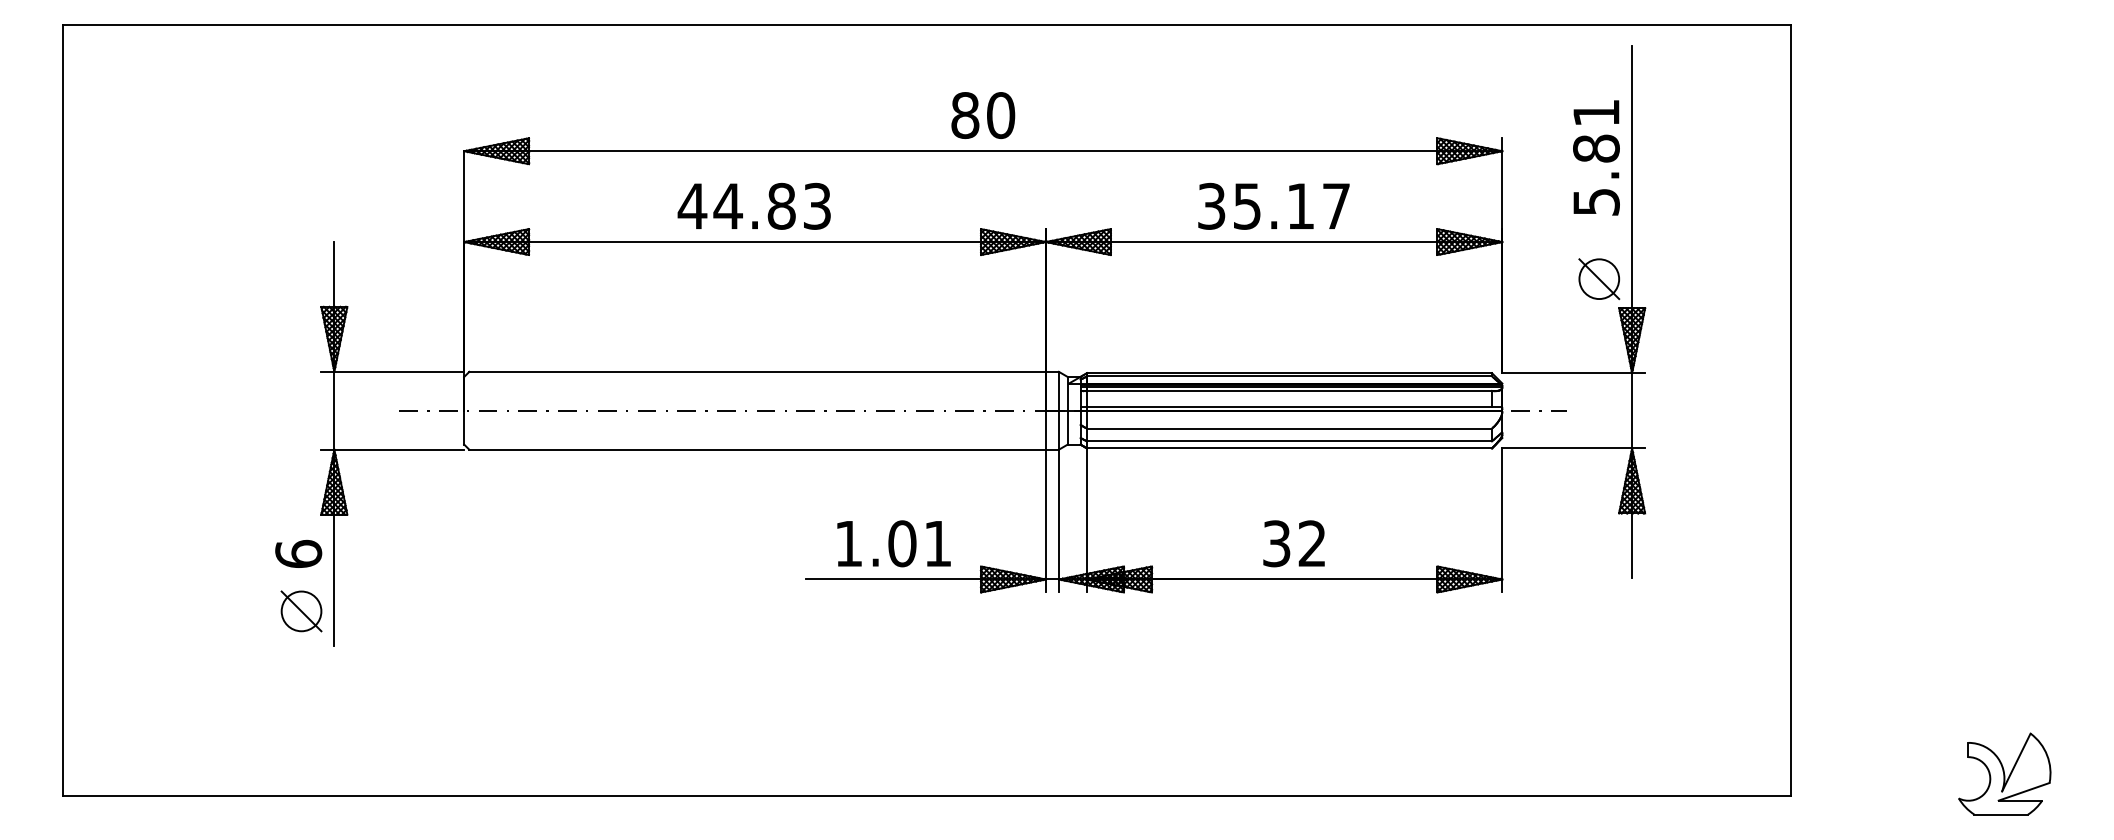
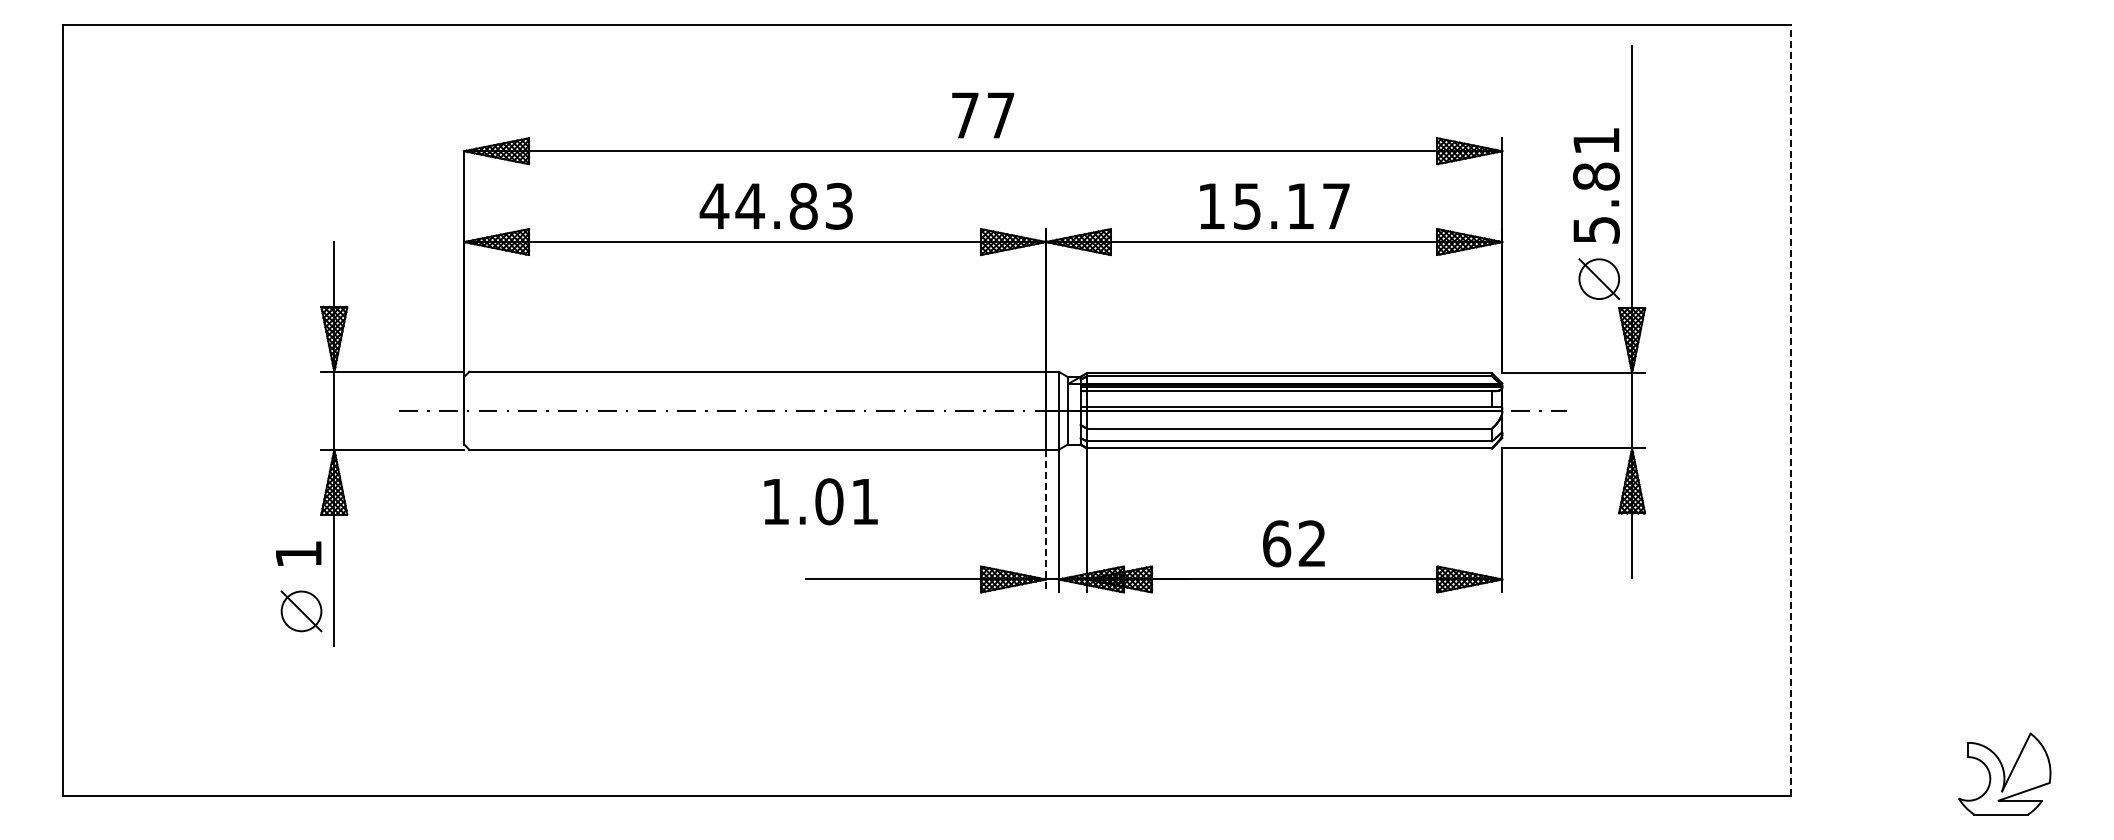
text: 80 -> 77 (983, 115)
text position: (1596, 157) -> (1596, 185) (1596, 185)
text position: (753, 205) -> (775, 205) (775, 205)
text: 35.17 -> 15.17 (1211, 205)
line: solid -> dashed (1790, 410)
line: solid -> dashed (1045, 521)
text position: (893, 543) -> (820, 501) (820, 501)
text: 32 -> 62 (1277, 543)
text: 6 -> 1 (298, 553)
